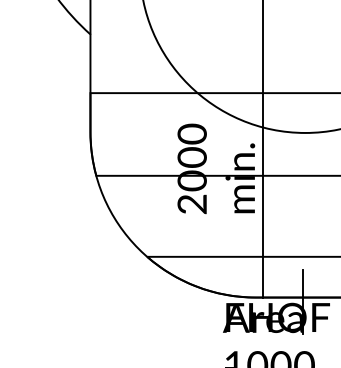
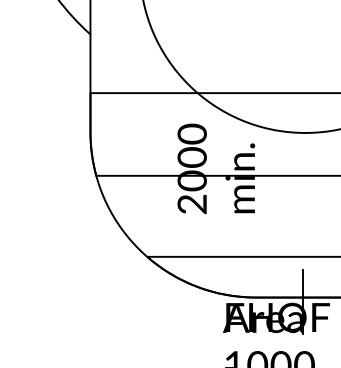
line: present -> none (262, 149)
